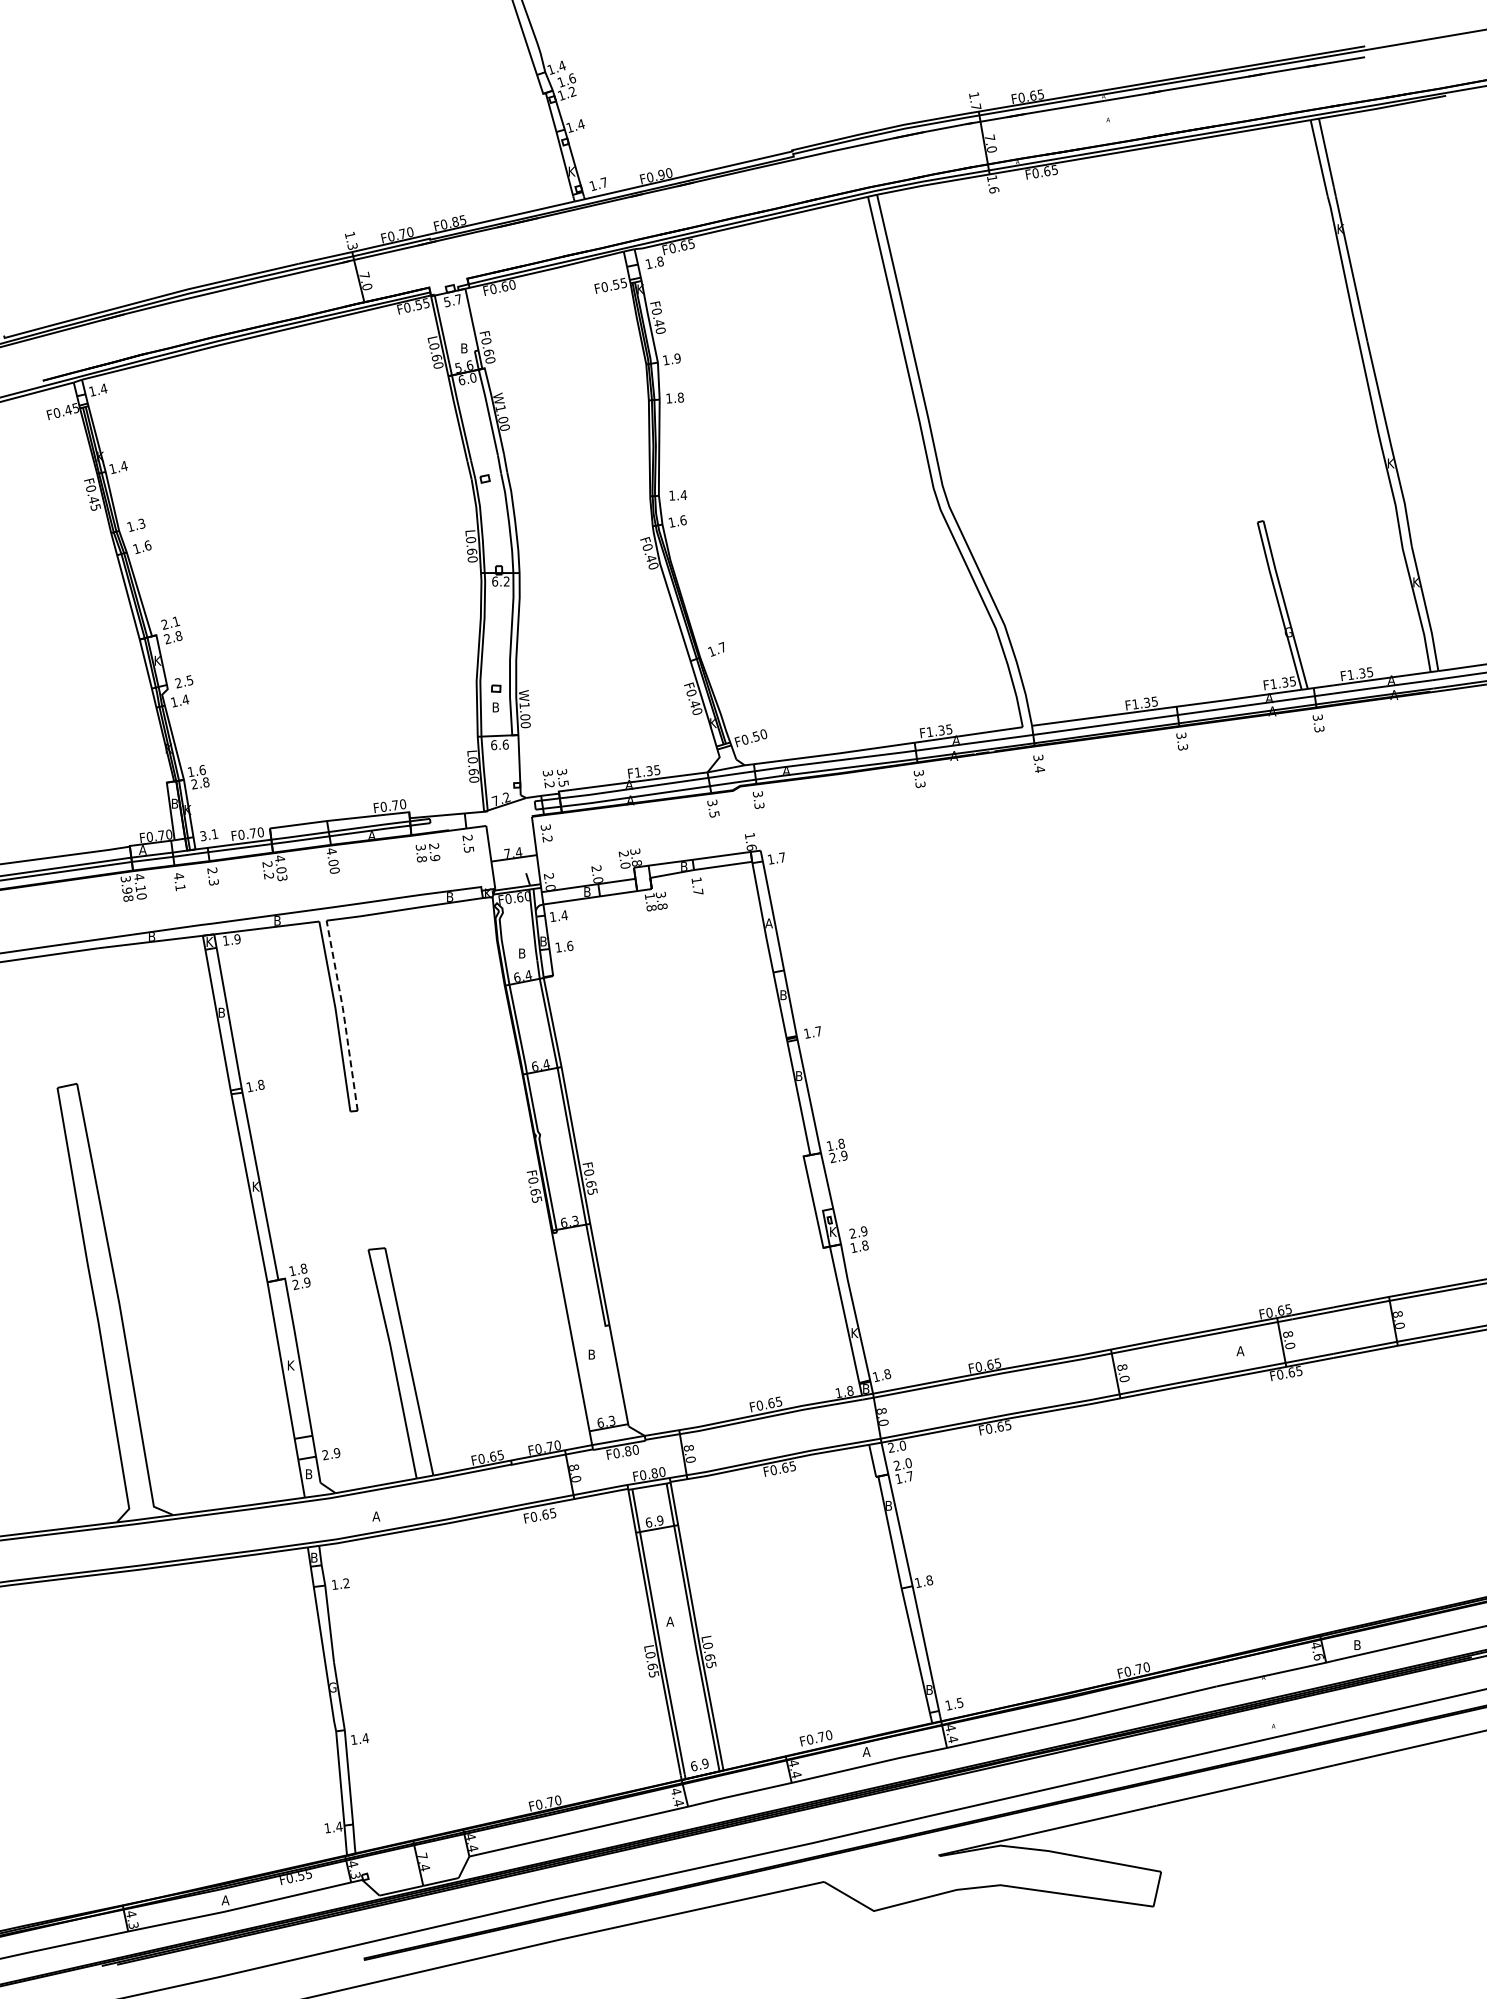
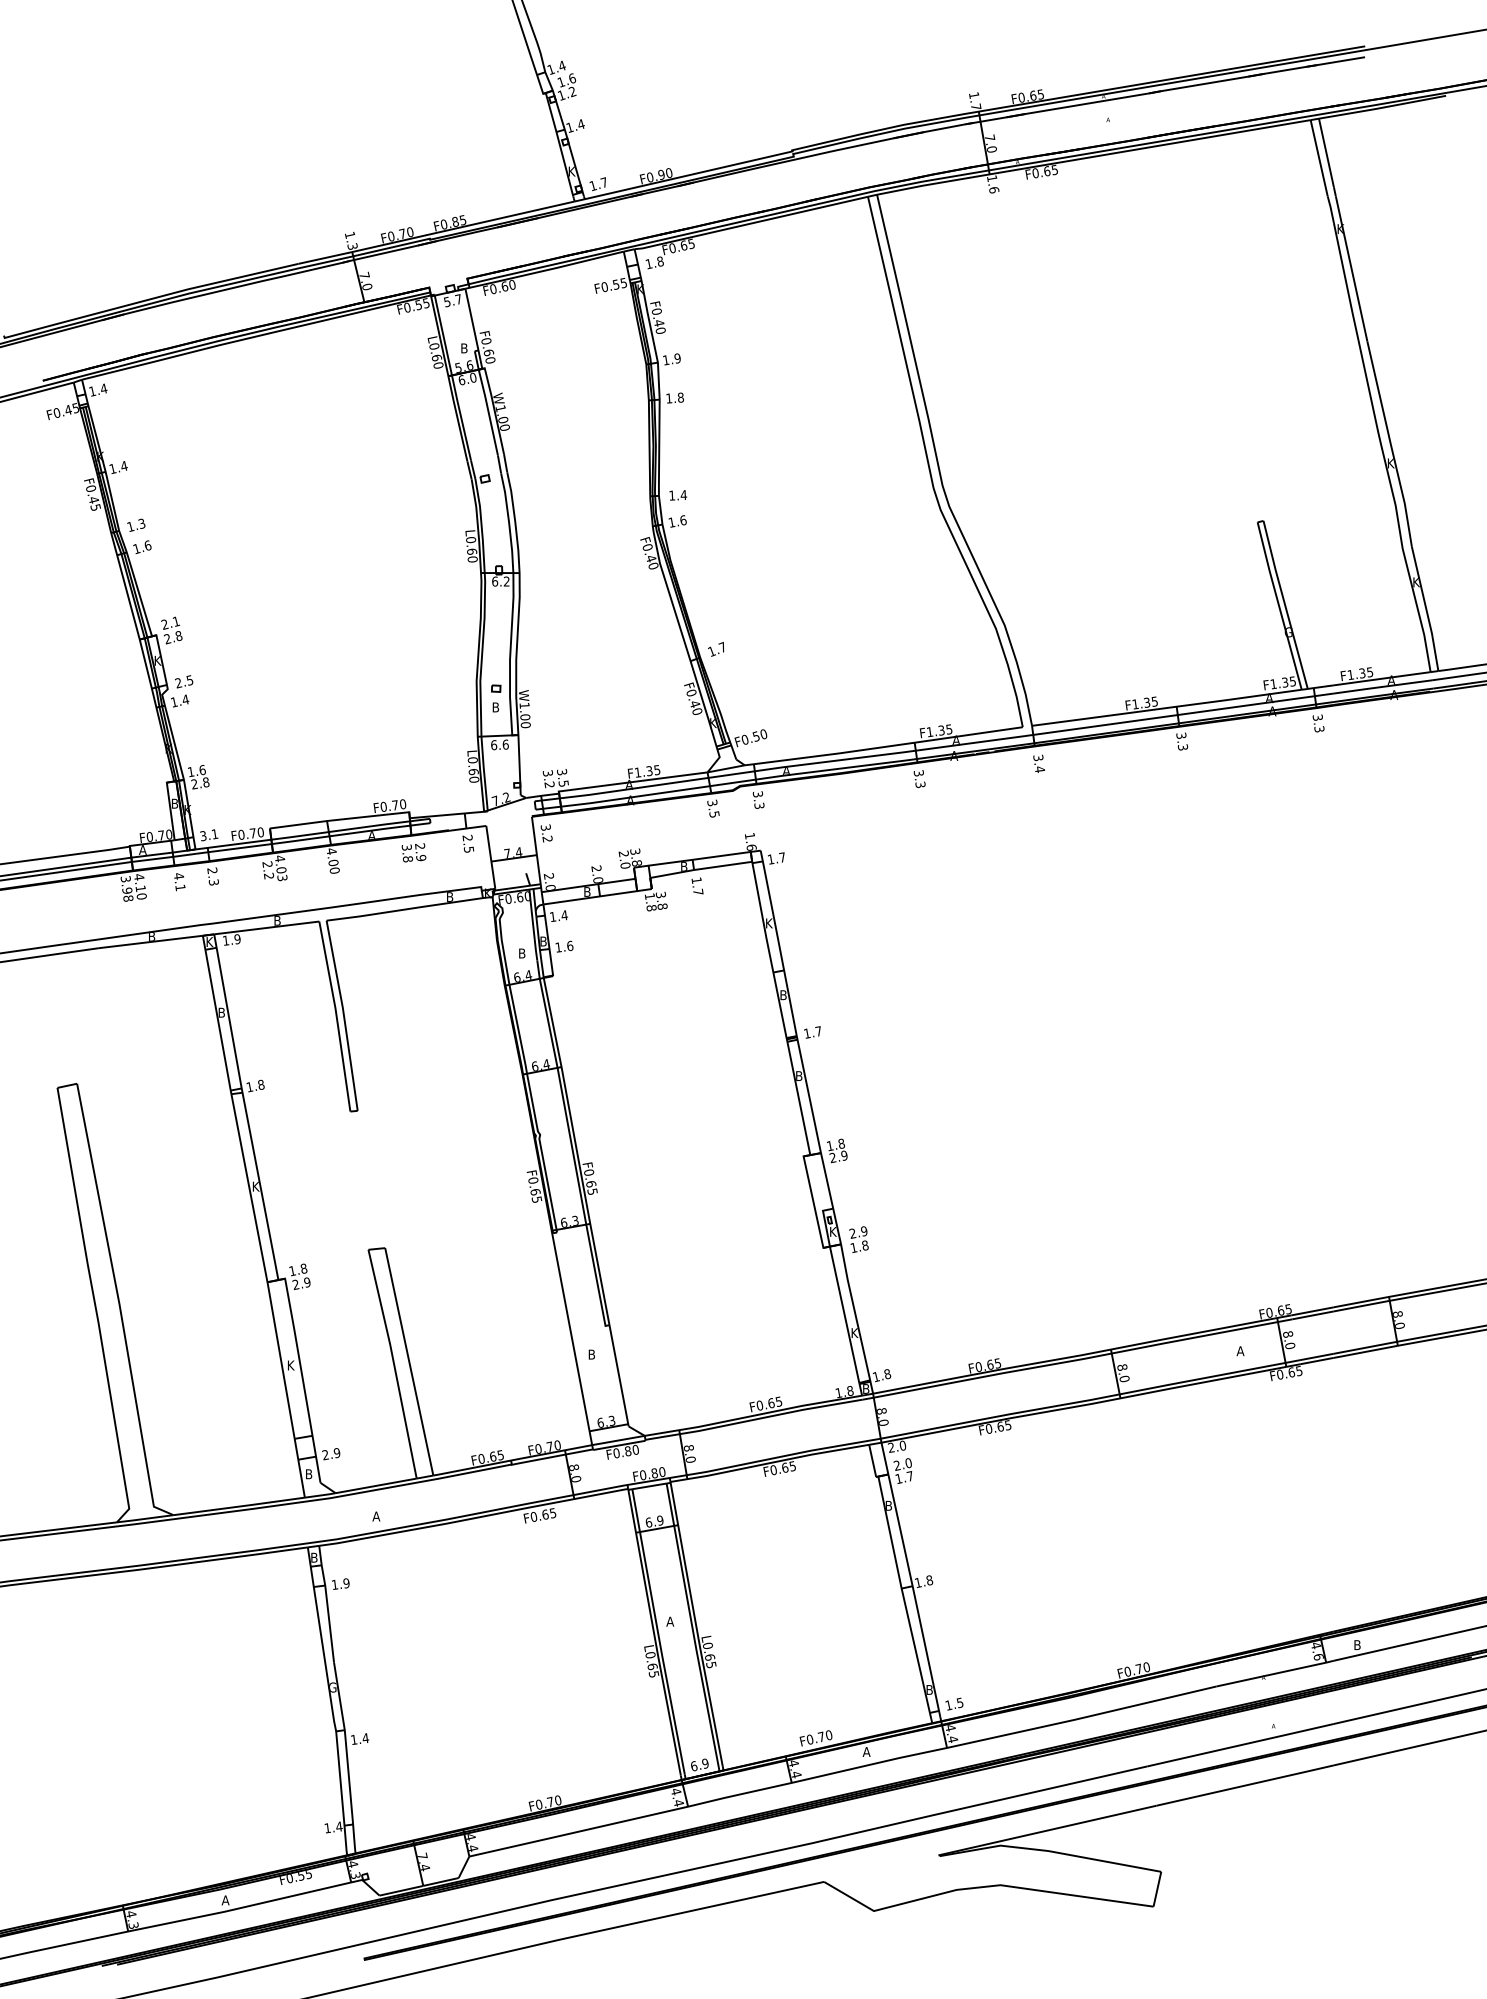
text position: (427, 852) -> (413, 852) (413, 852)
text: A -> K (768, 923)
line: dashed -> solid (343, 1014)
text: 1.2 -> 1.9 (346, 1583)
